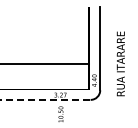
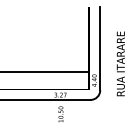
line position: (45, 63) -> (45, 71) (45, 71)
line: dashed -> solid (45, 99)
